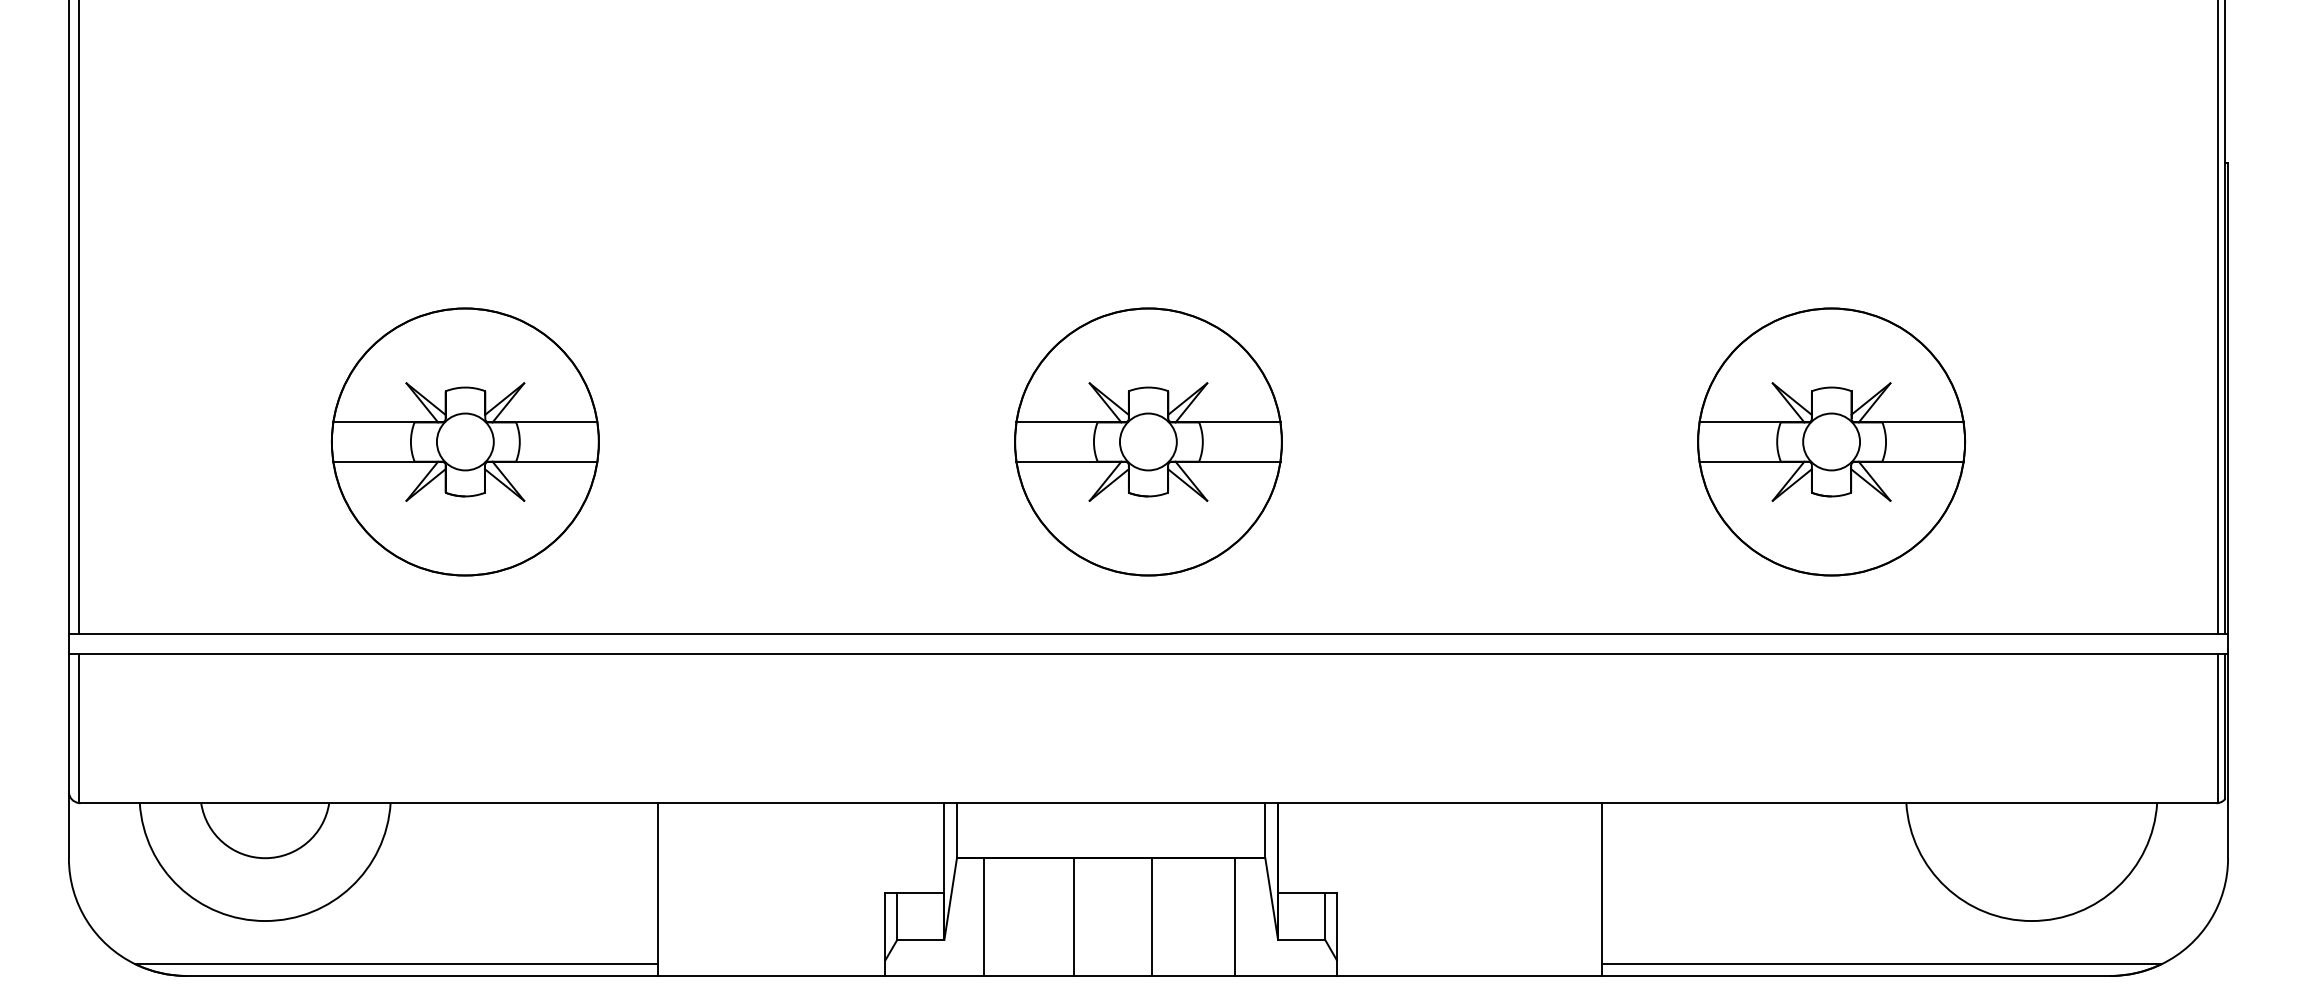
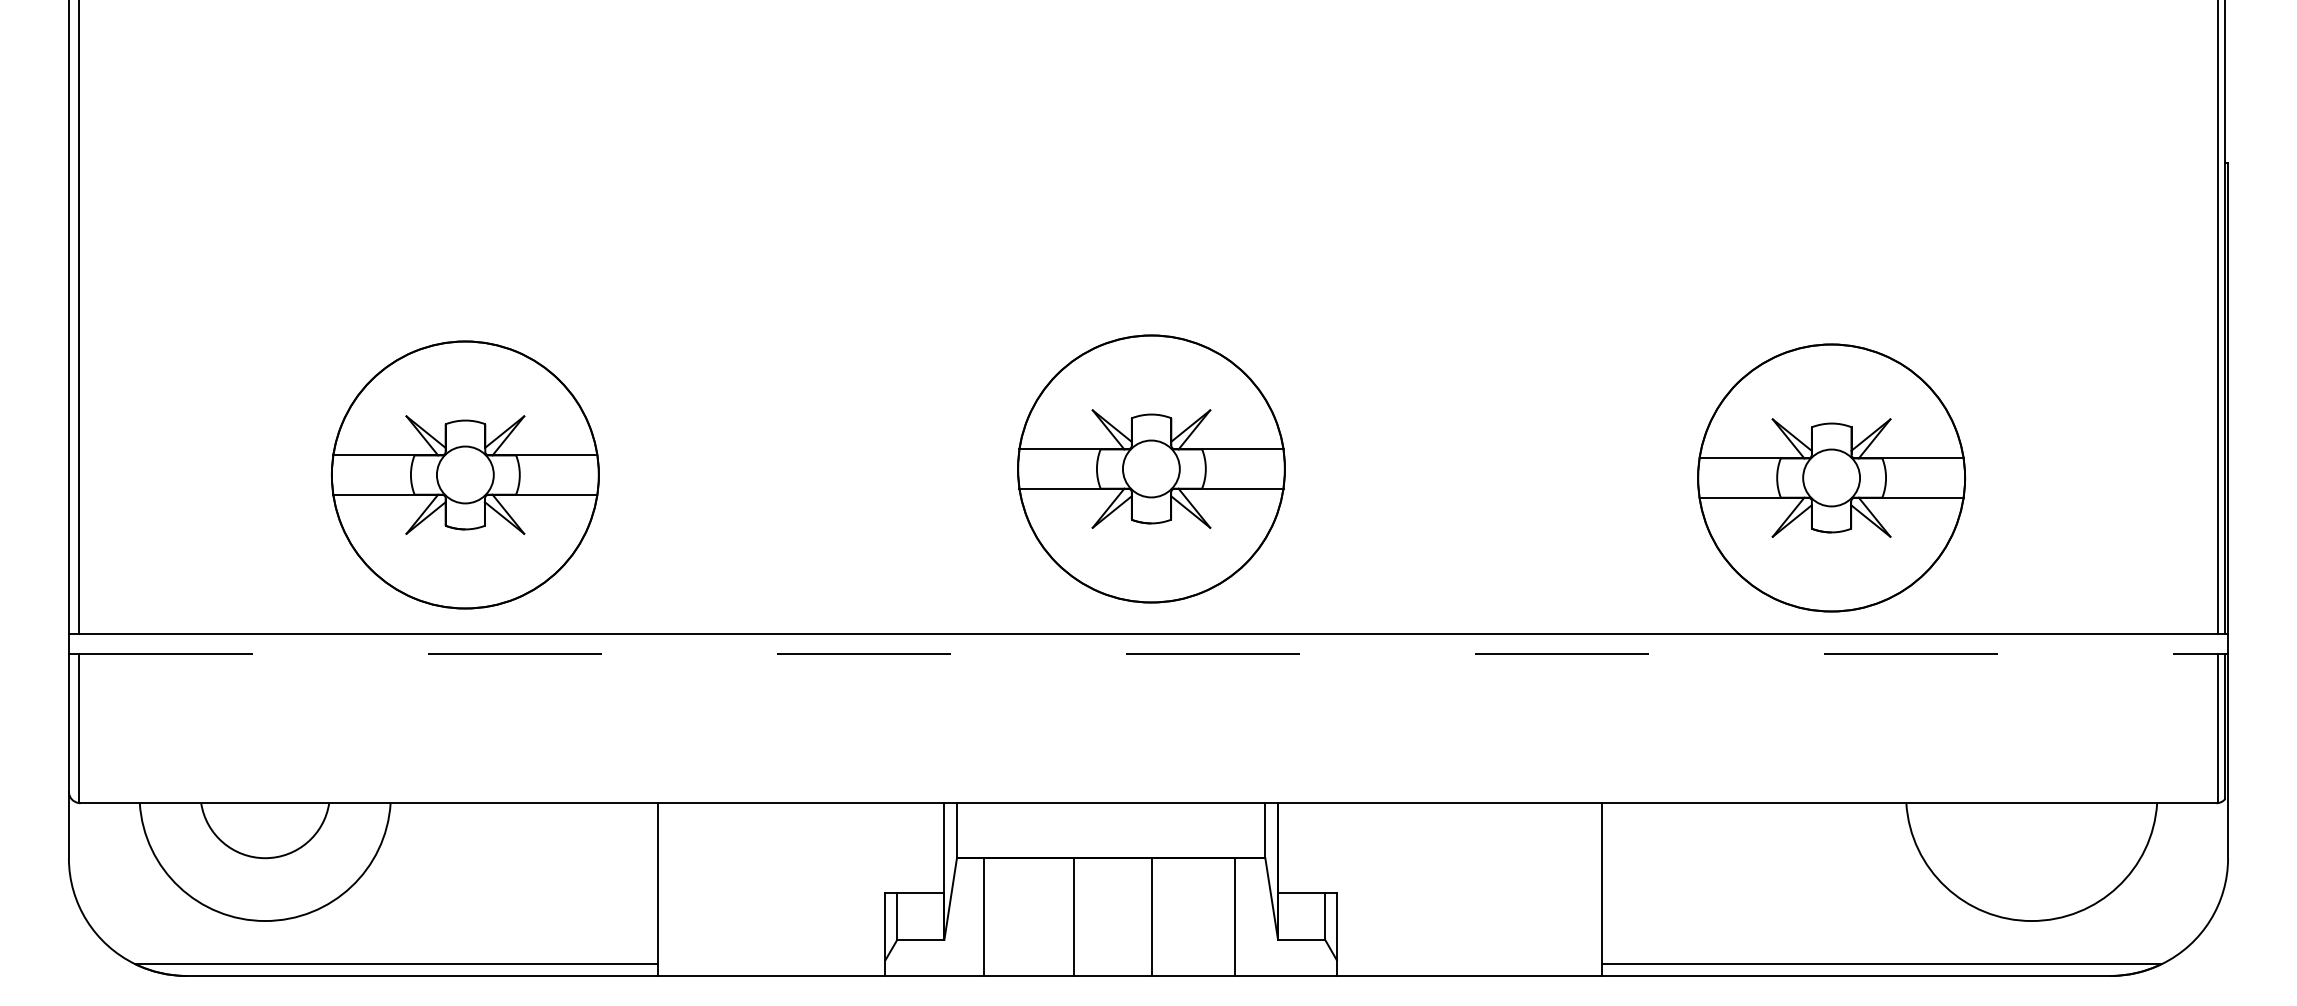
part position: (465, 441) -> (465, 474) (465, 474)
part position: (1148, 441) -> (1151, 468) (1151, 468)
part position: (1831, 441) -> (1831, 477) (1831, 477)
line: solid -> dashed (1148, 654)
